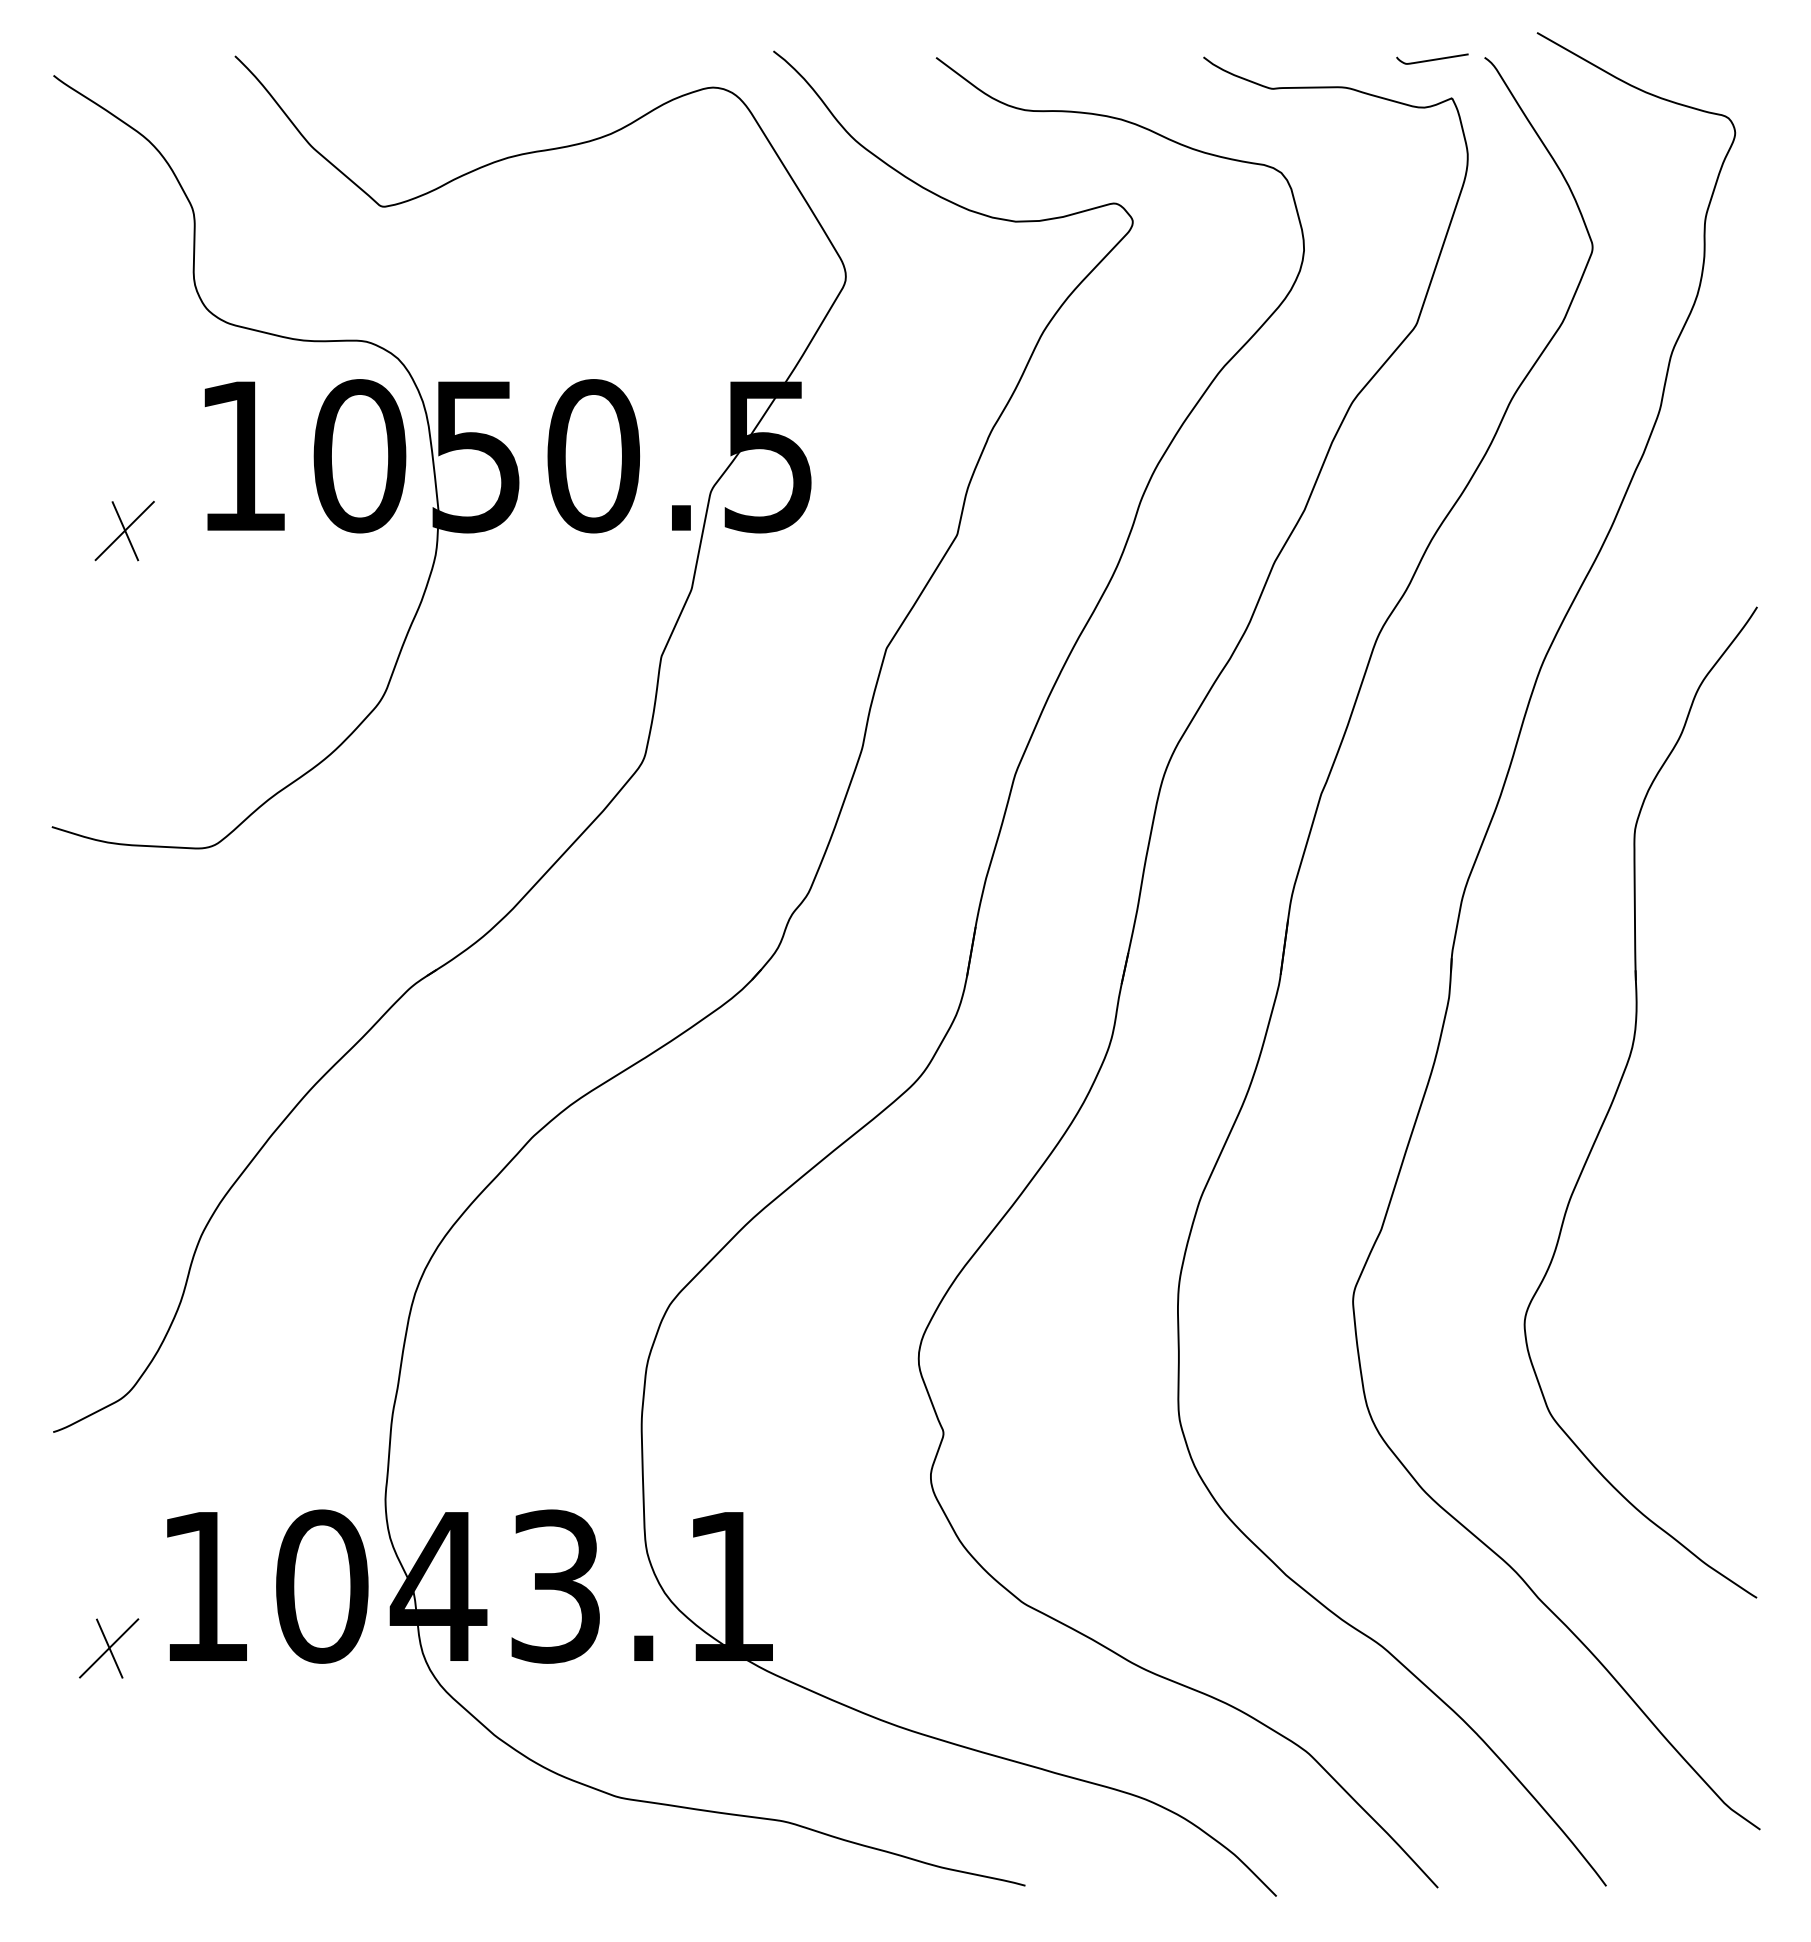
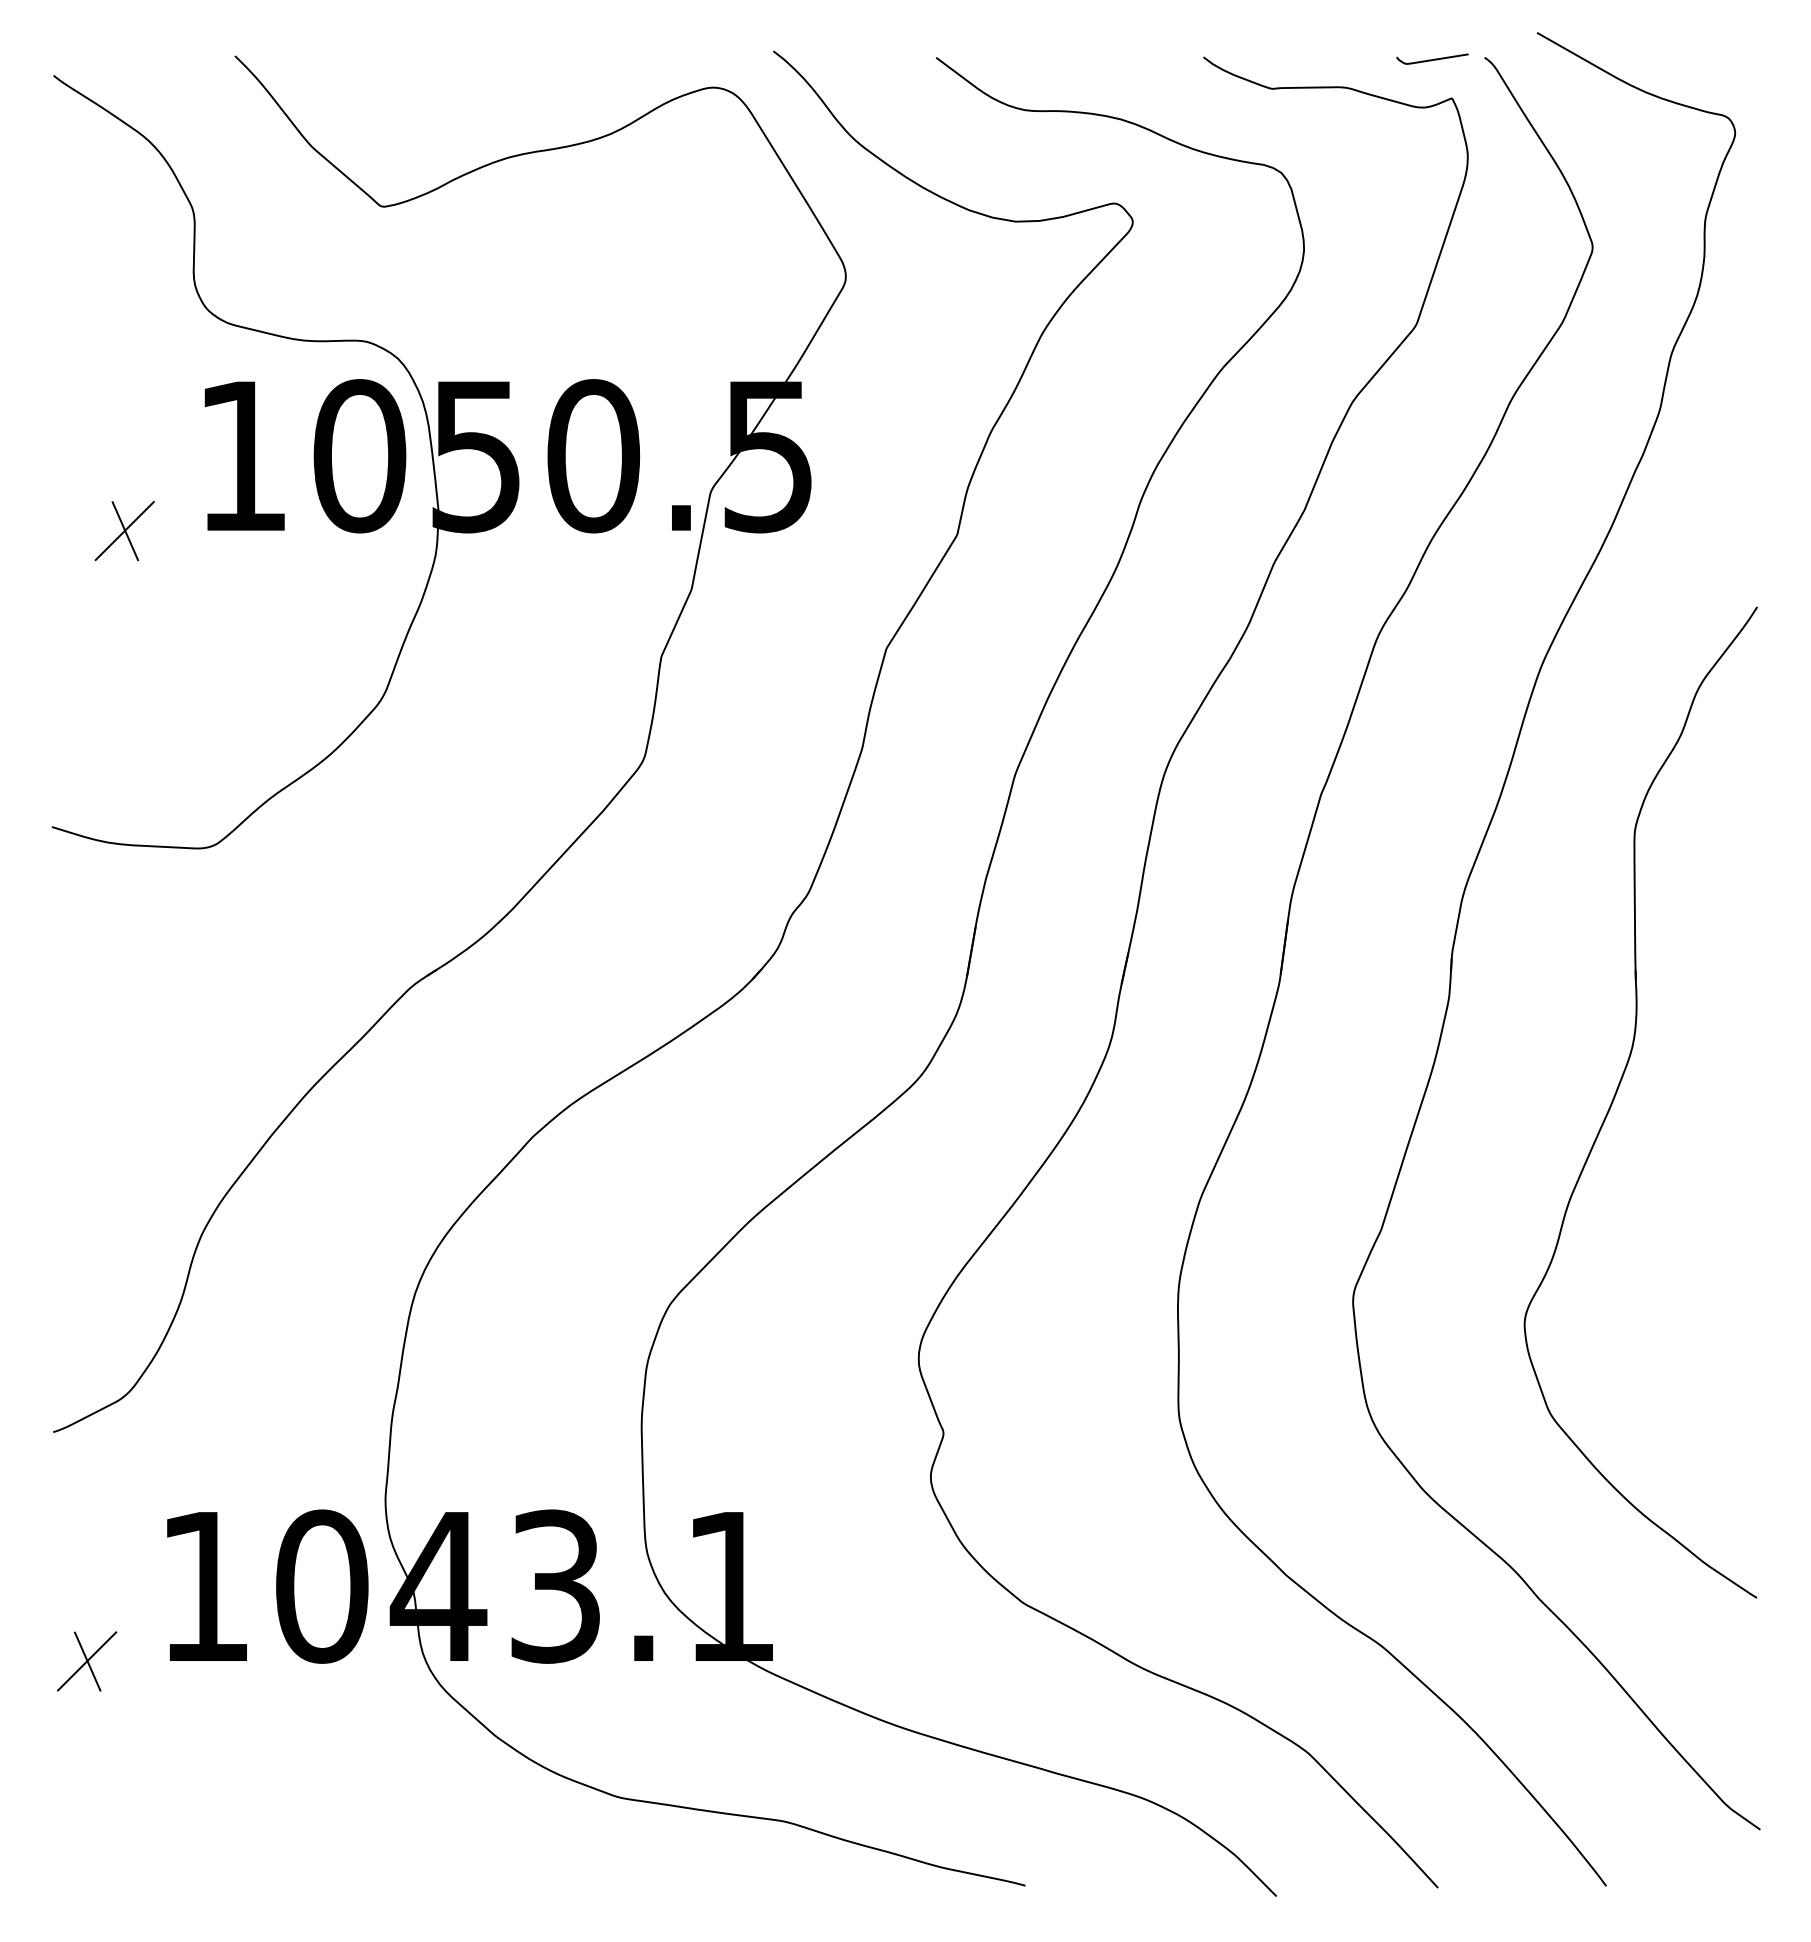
part position: (109, 1648) -> (87, 1661) (87, 1661)
